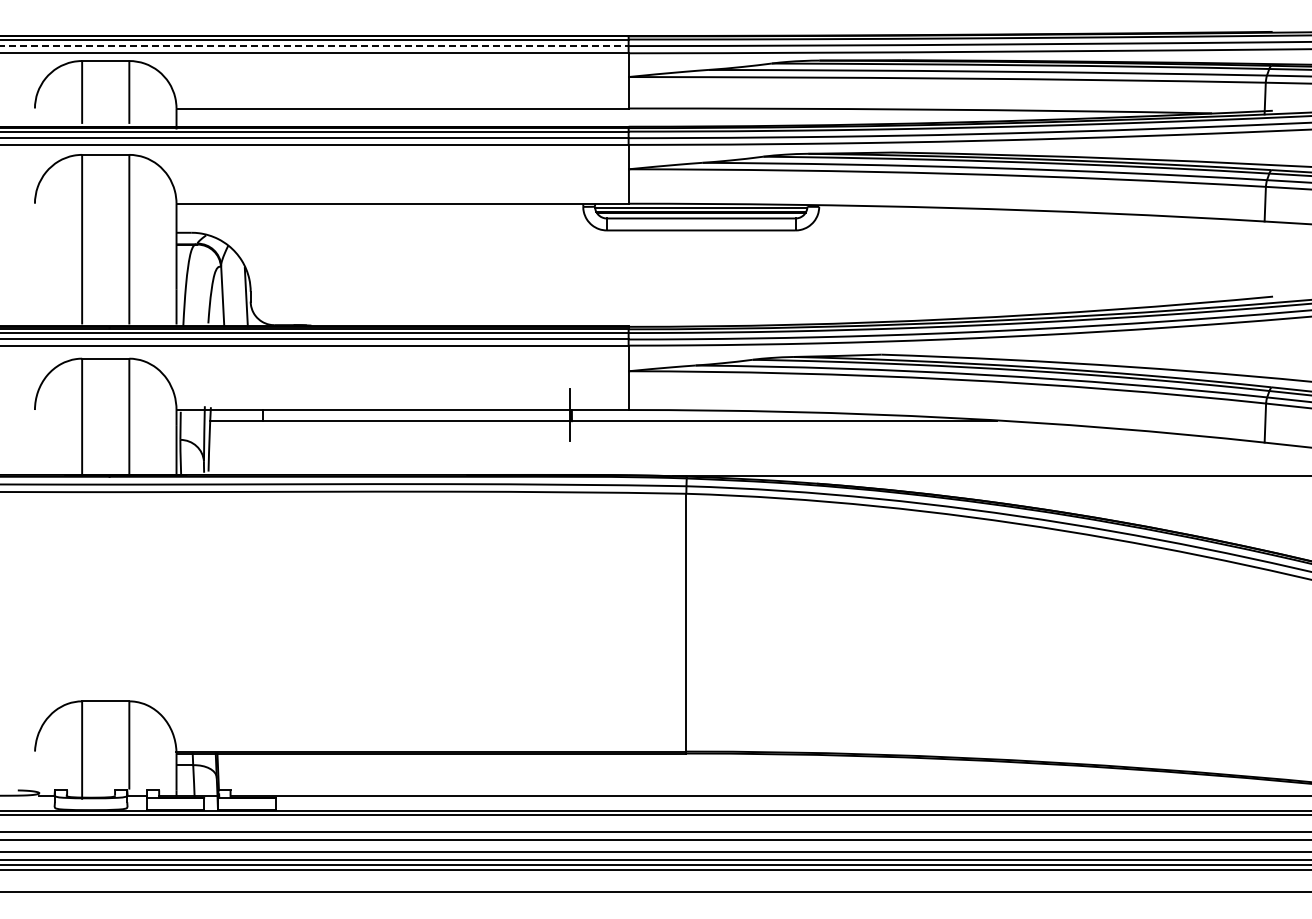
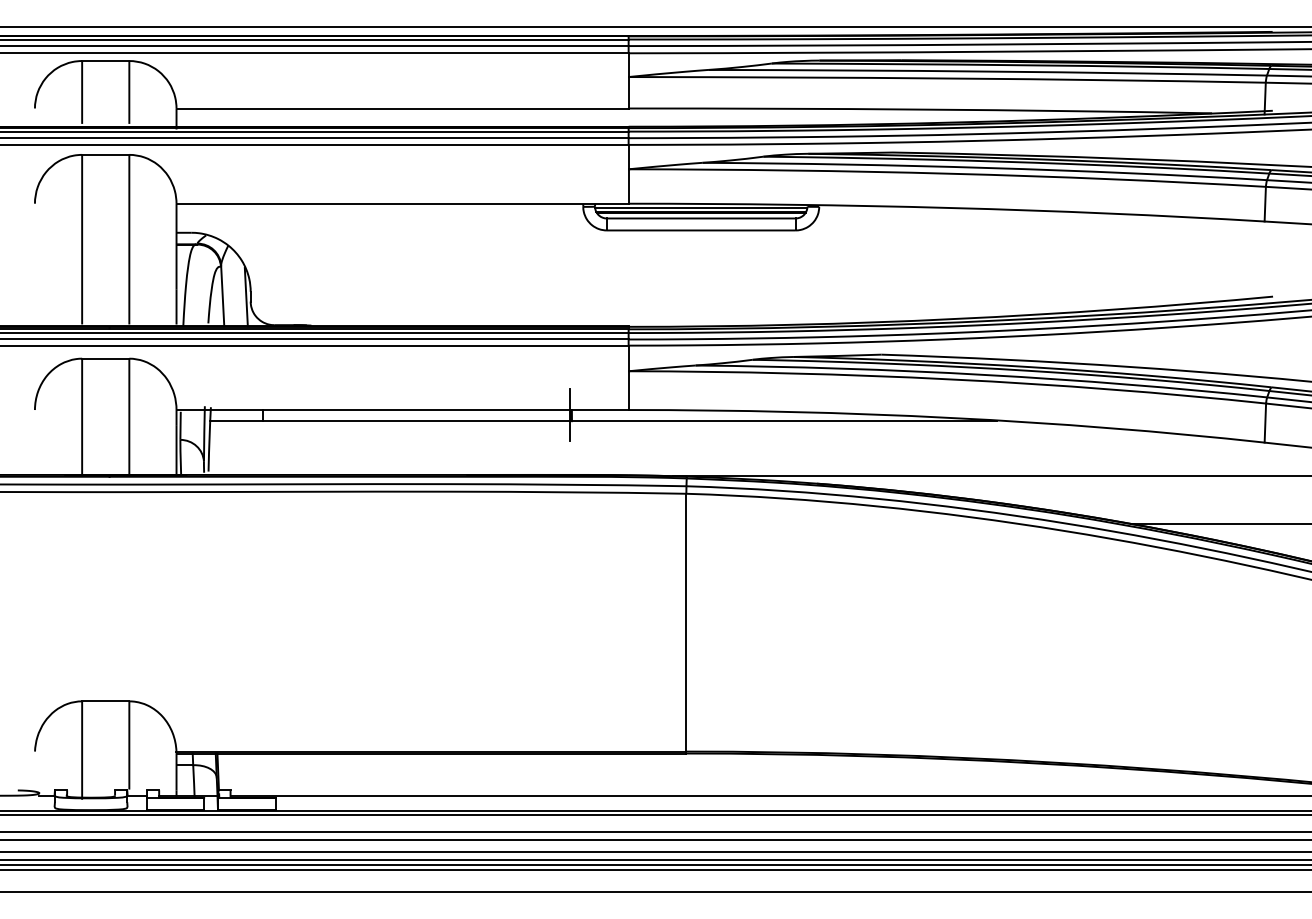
line: none -> present (655, 27)
line: dashed -> solid (314, 46)
line: none -> present (1219, 524)
